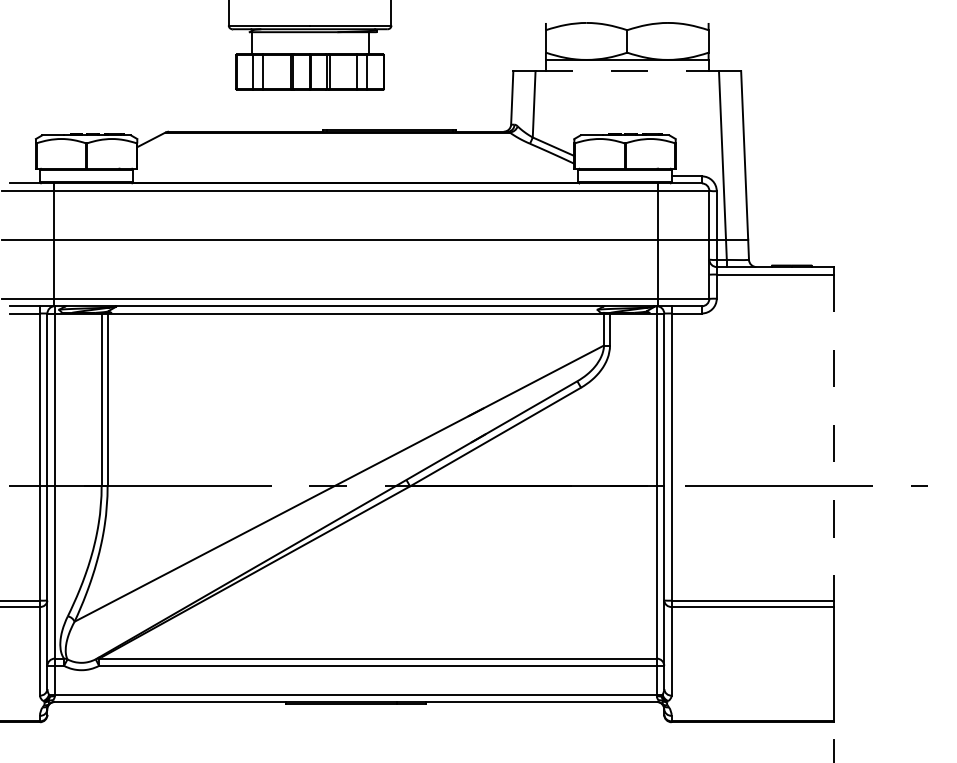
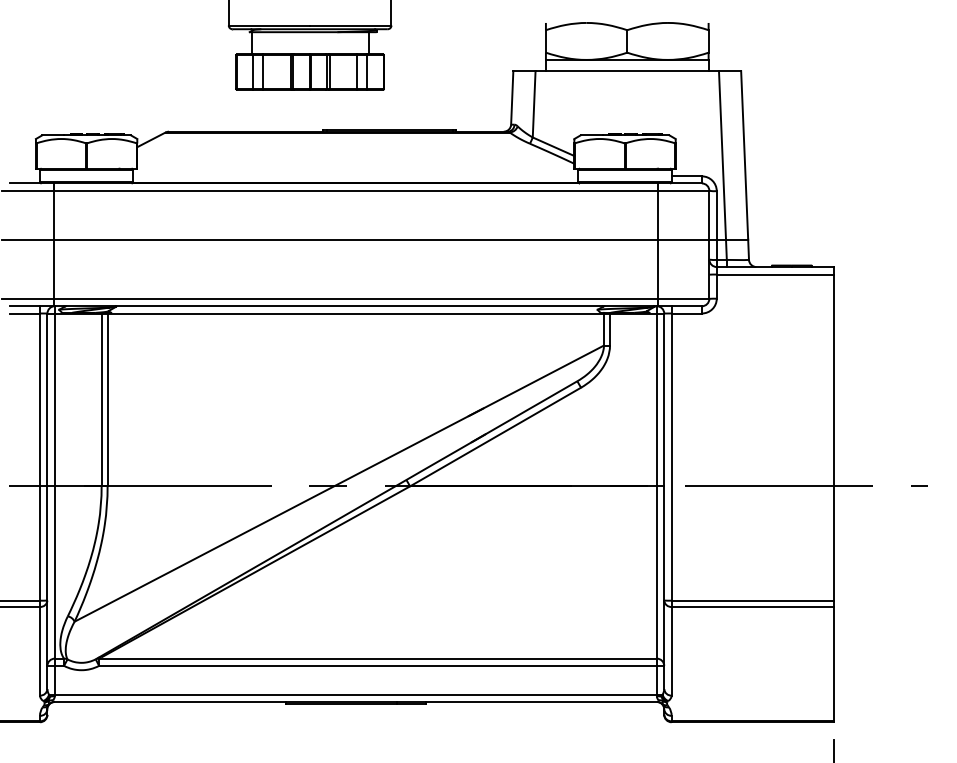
line: dashed -> solid (627, 71)
line: dashed -> solid (834, 438)
